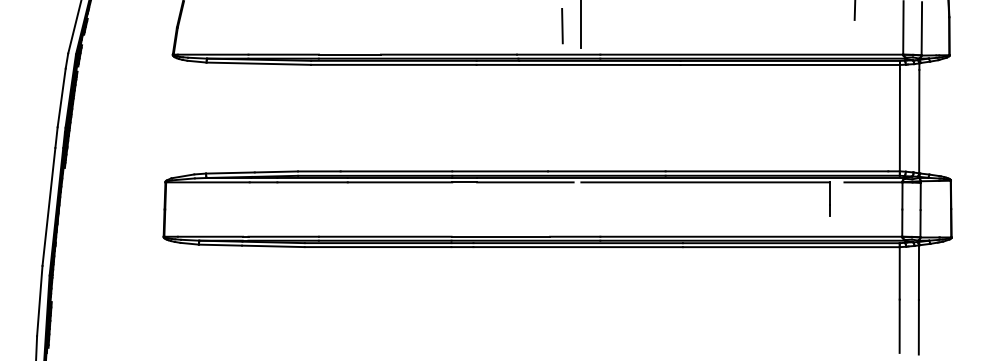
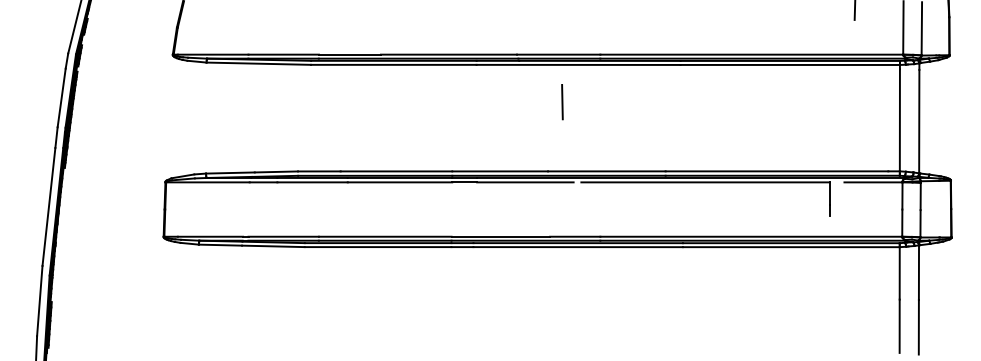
line: present -> none (581, 25)
line position: (562, 26) -> (562, 102) (562, 102)
